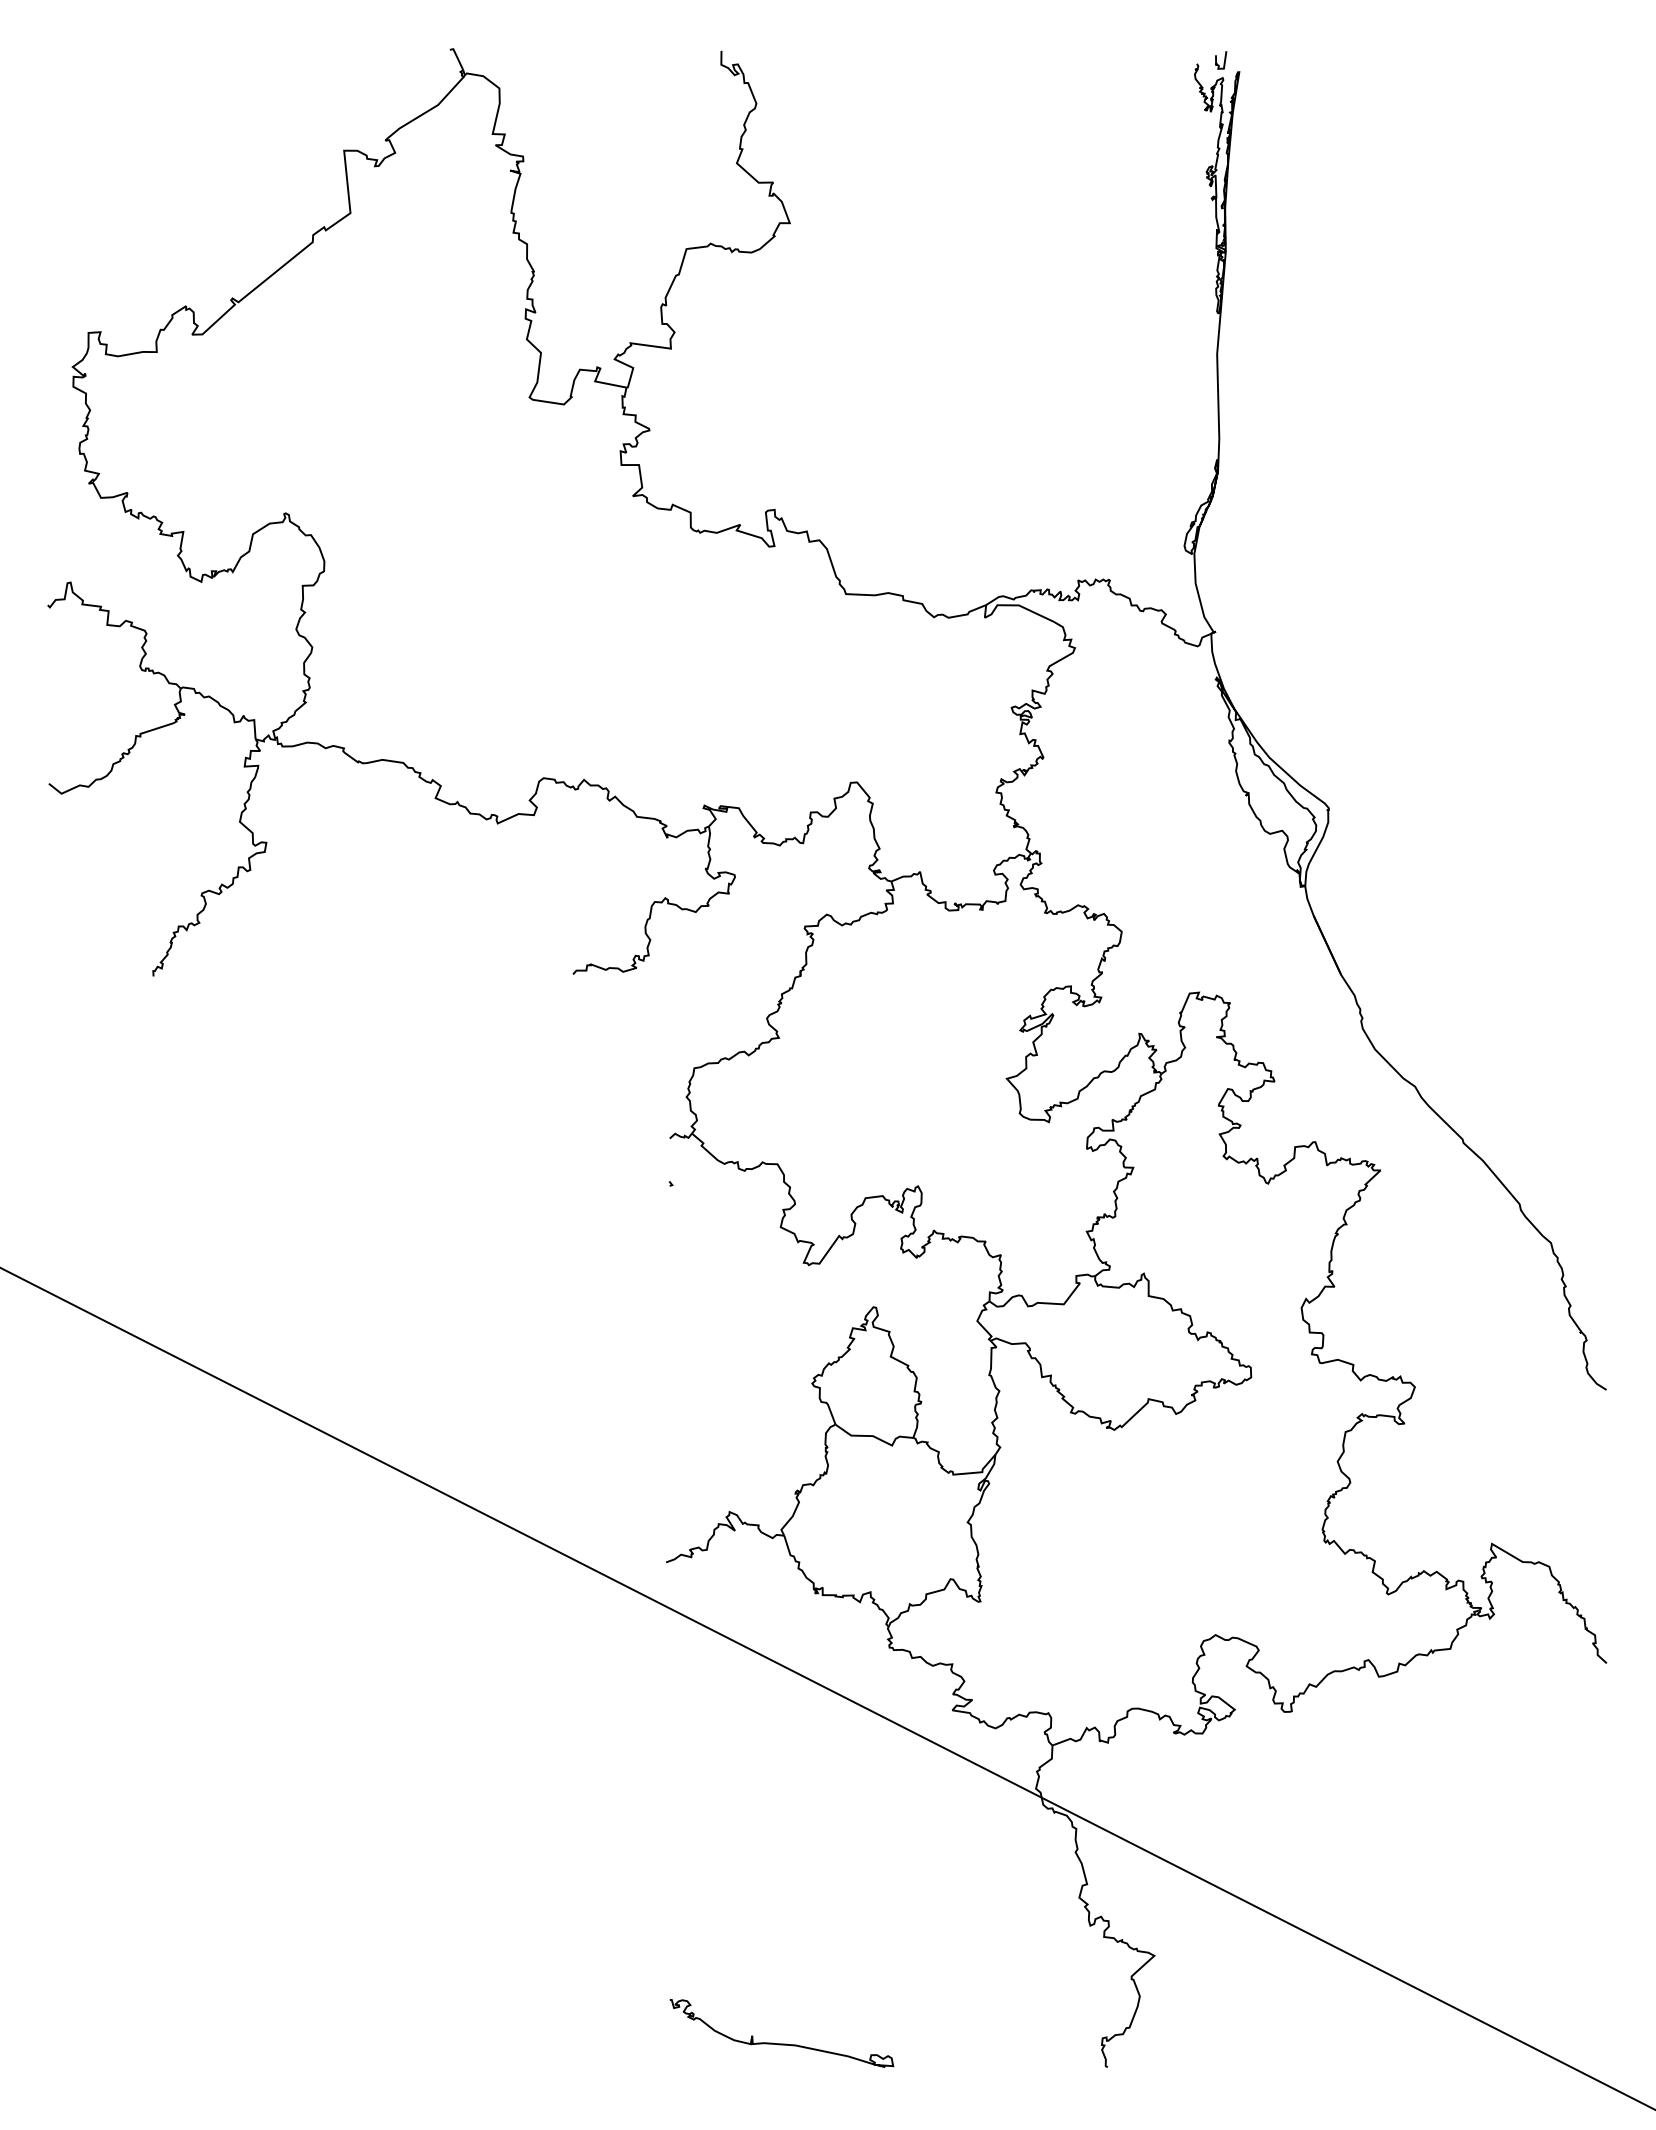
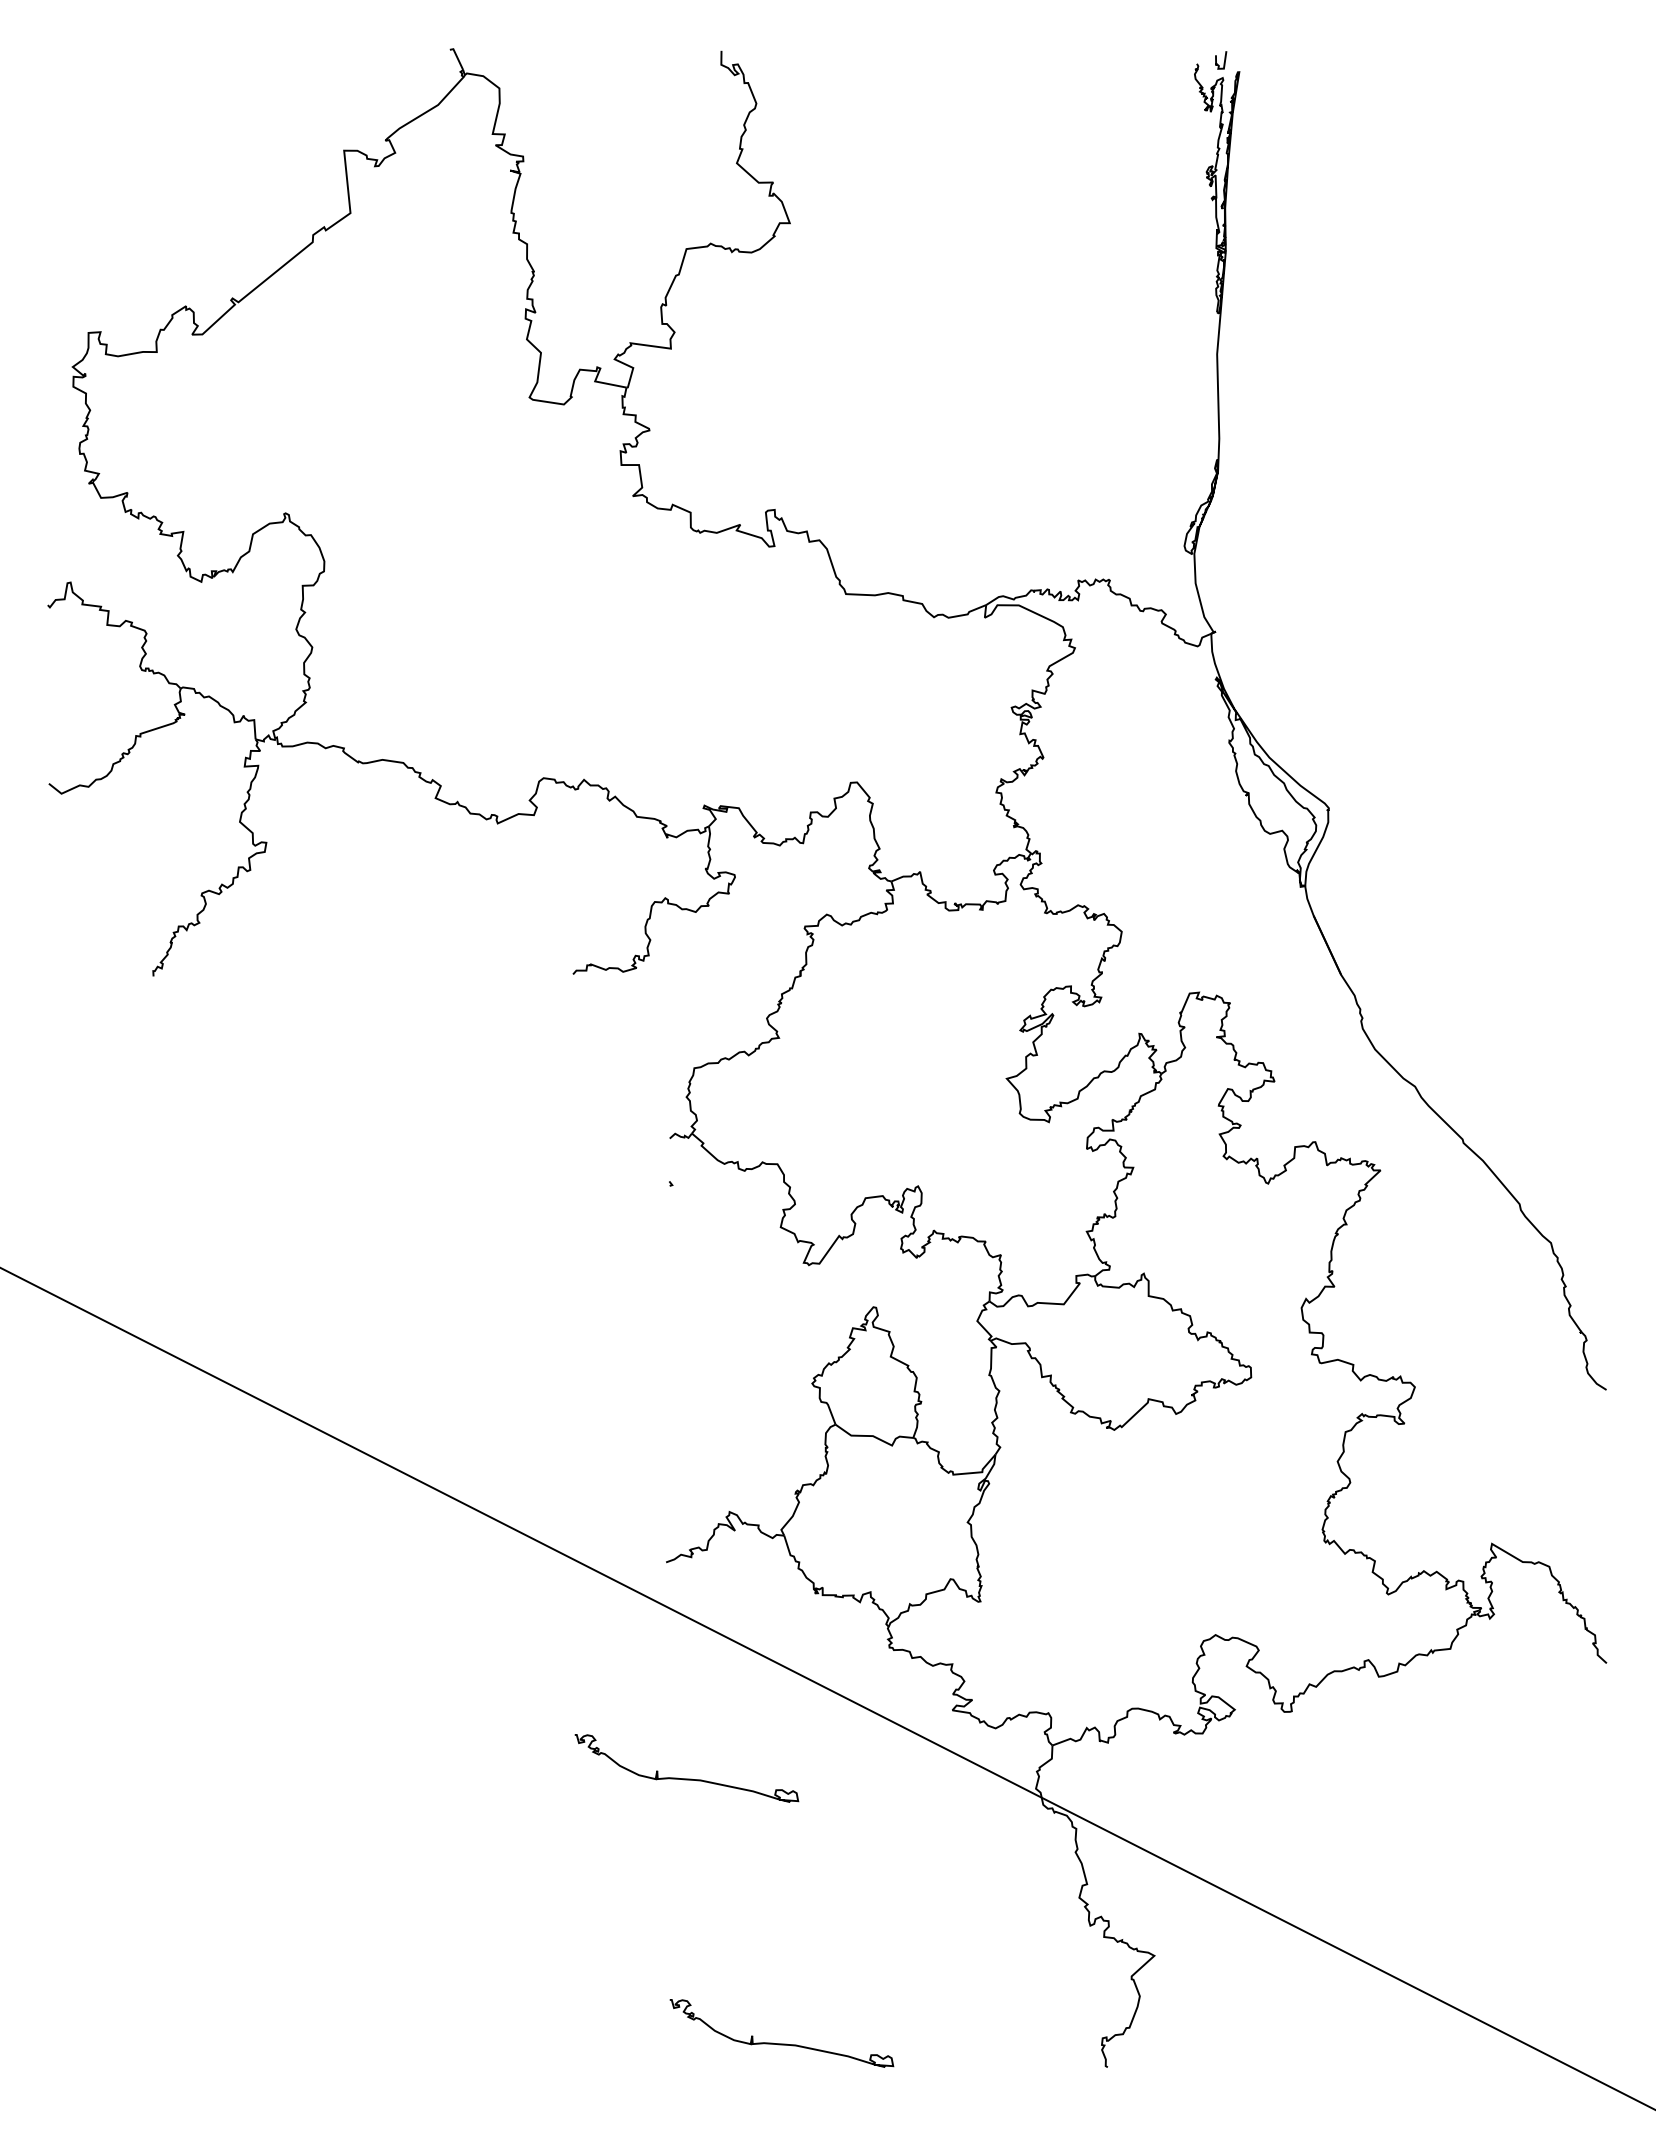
curve: none -> present (686, 1778)
